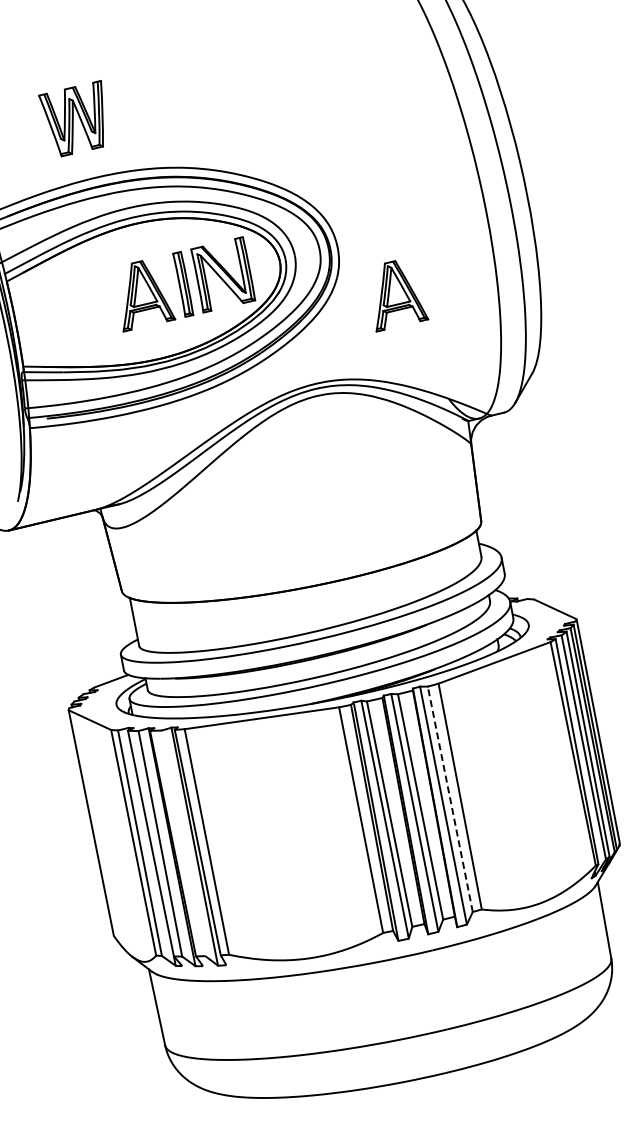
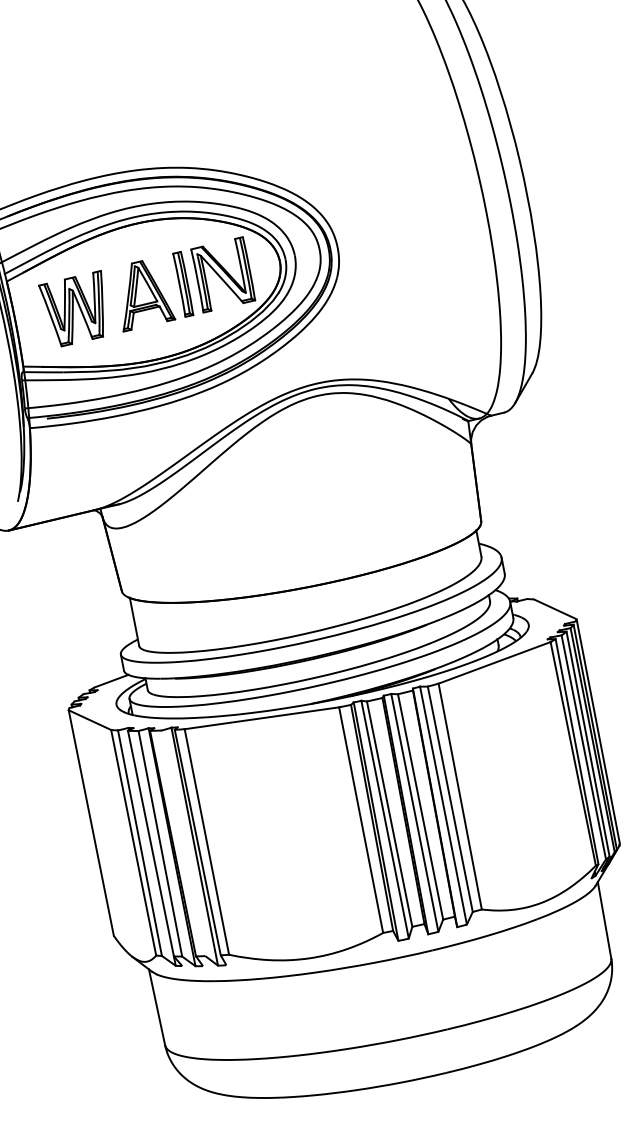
part position: (70, 118) -> (70, 308) (70, 308)
part: present -> none (402, 296)
line: dashed -> solid (450, 799)
